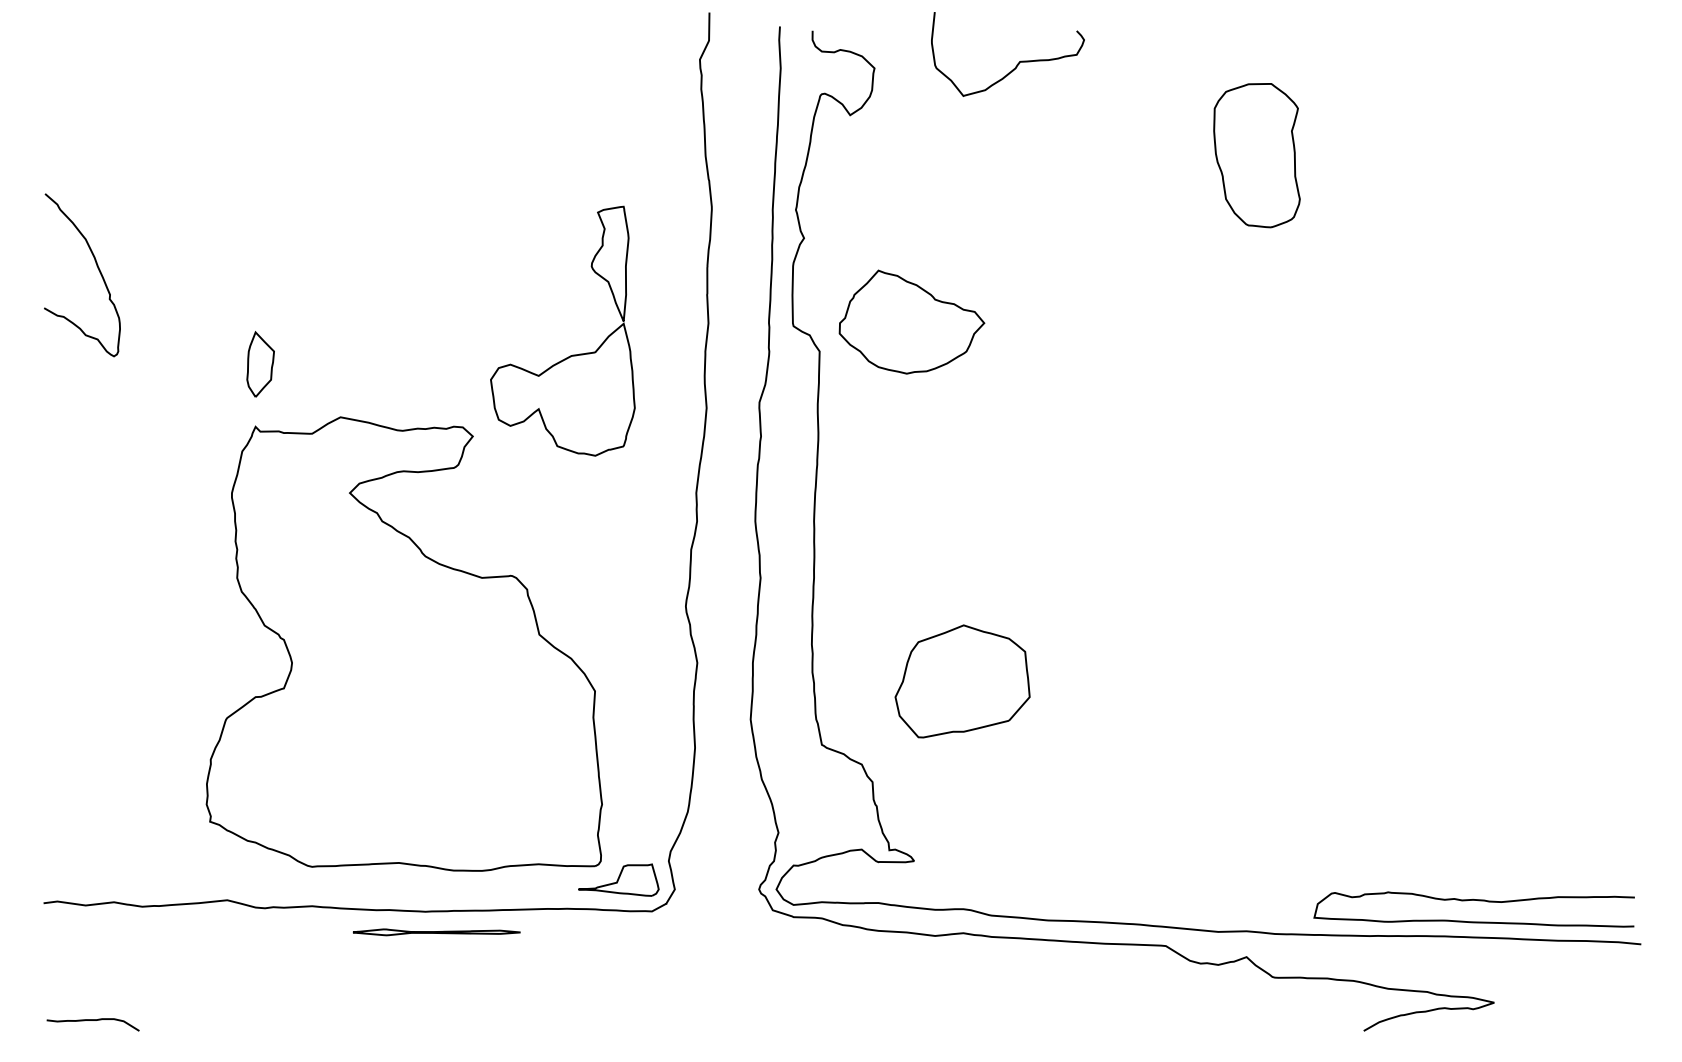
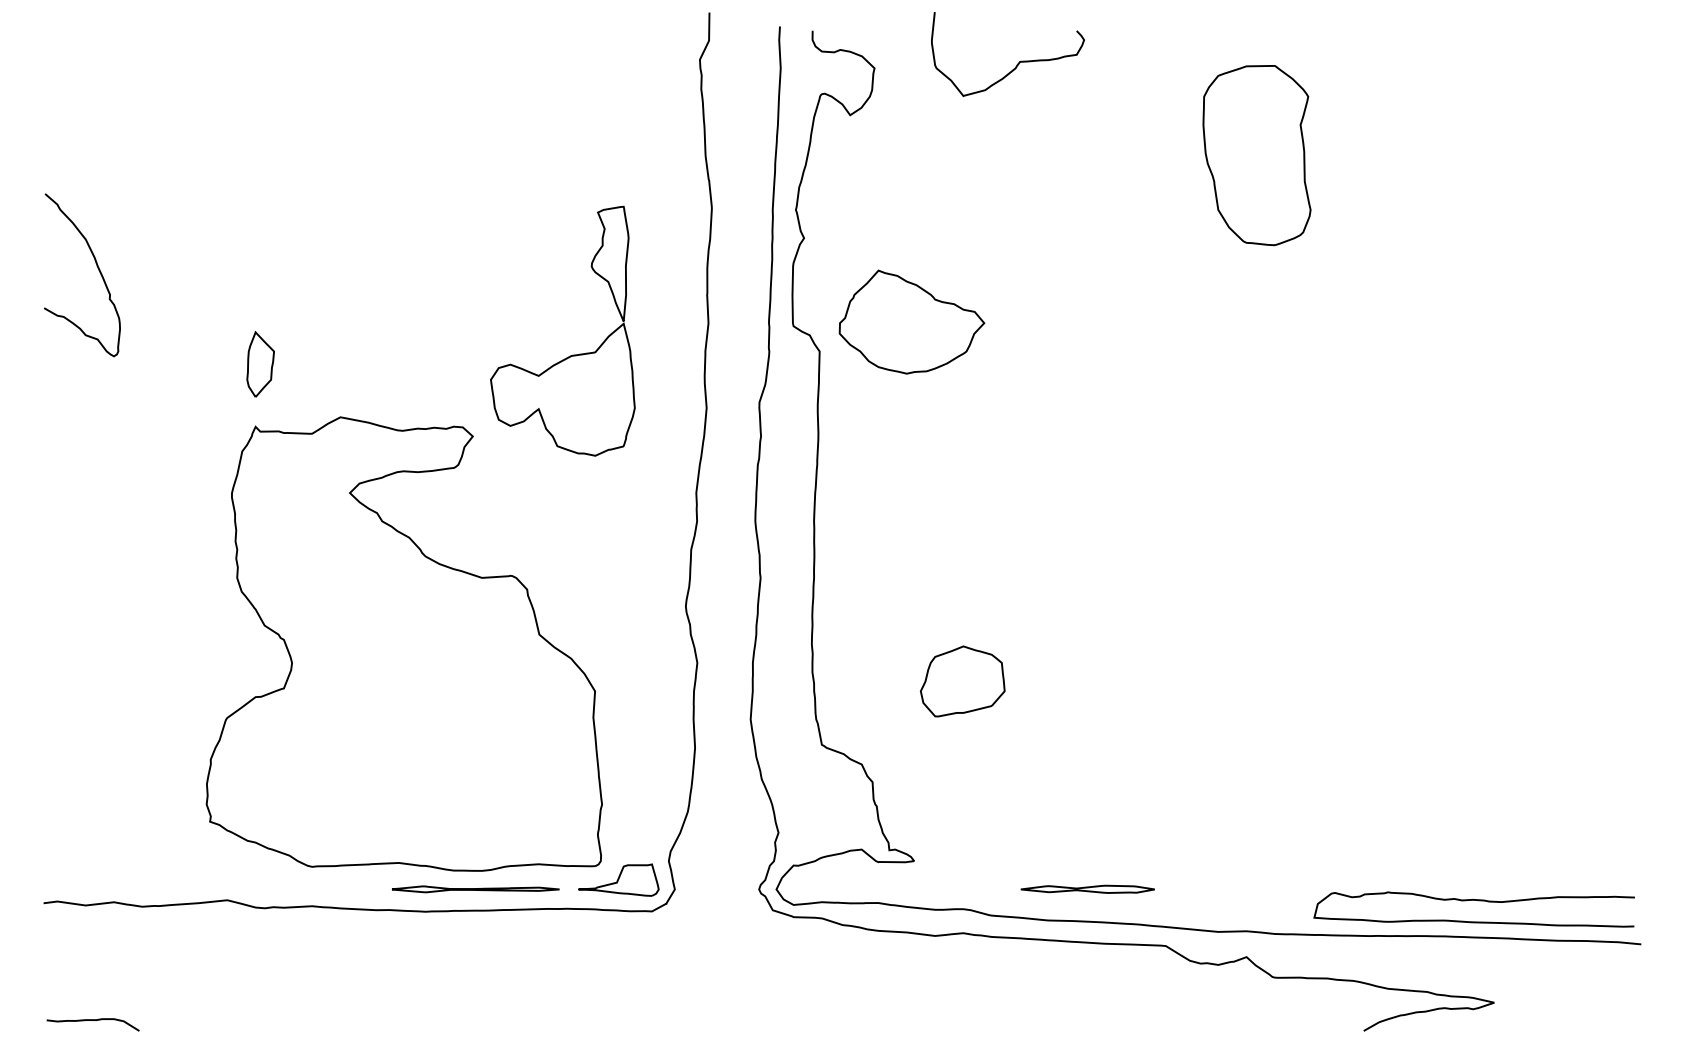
part size: 88x146 px -> 110x182 px (1256, 155)
part size: 137x115 px -> 86x73 px (962, 681)
part: none -> present (1087, 888)
part position: (436, 932) -> (475, 889) (475, 889)
